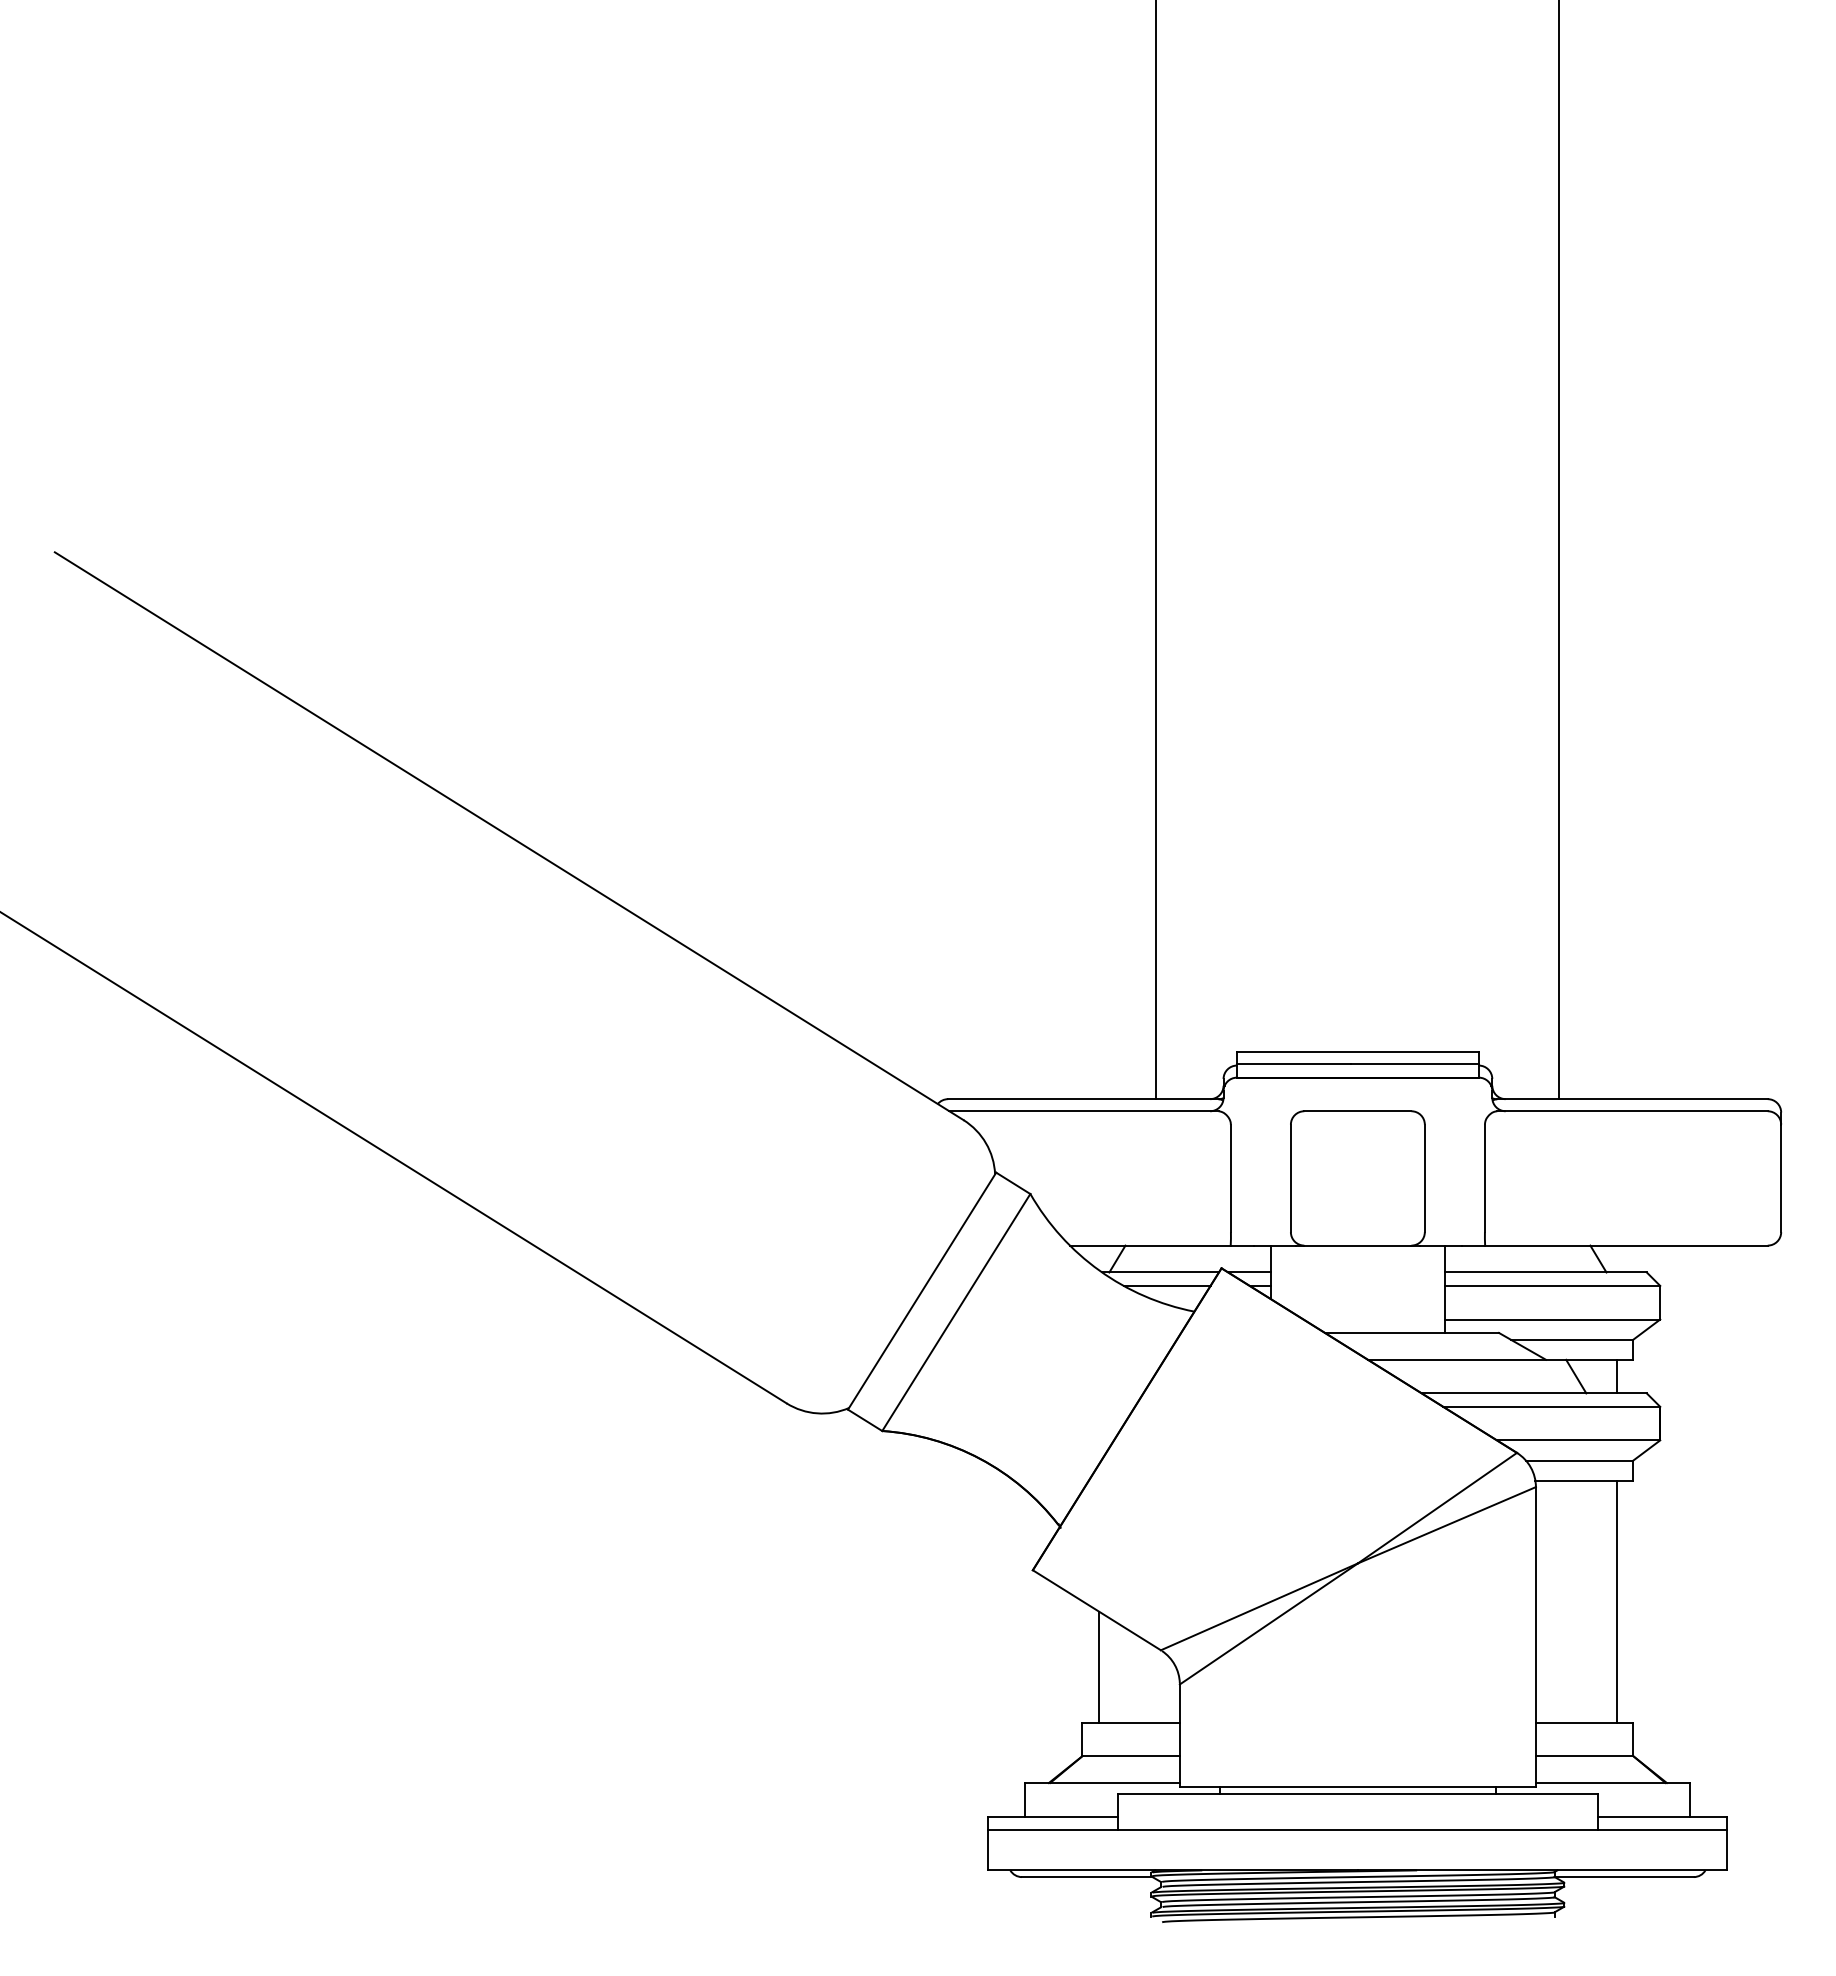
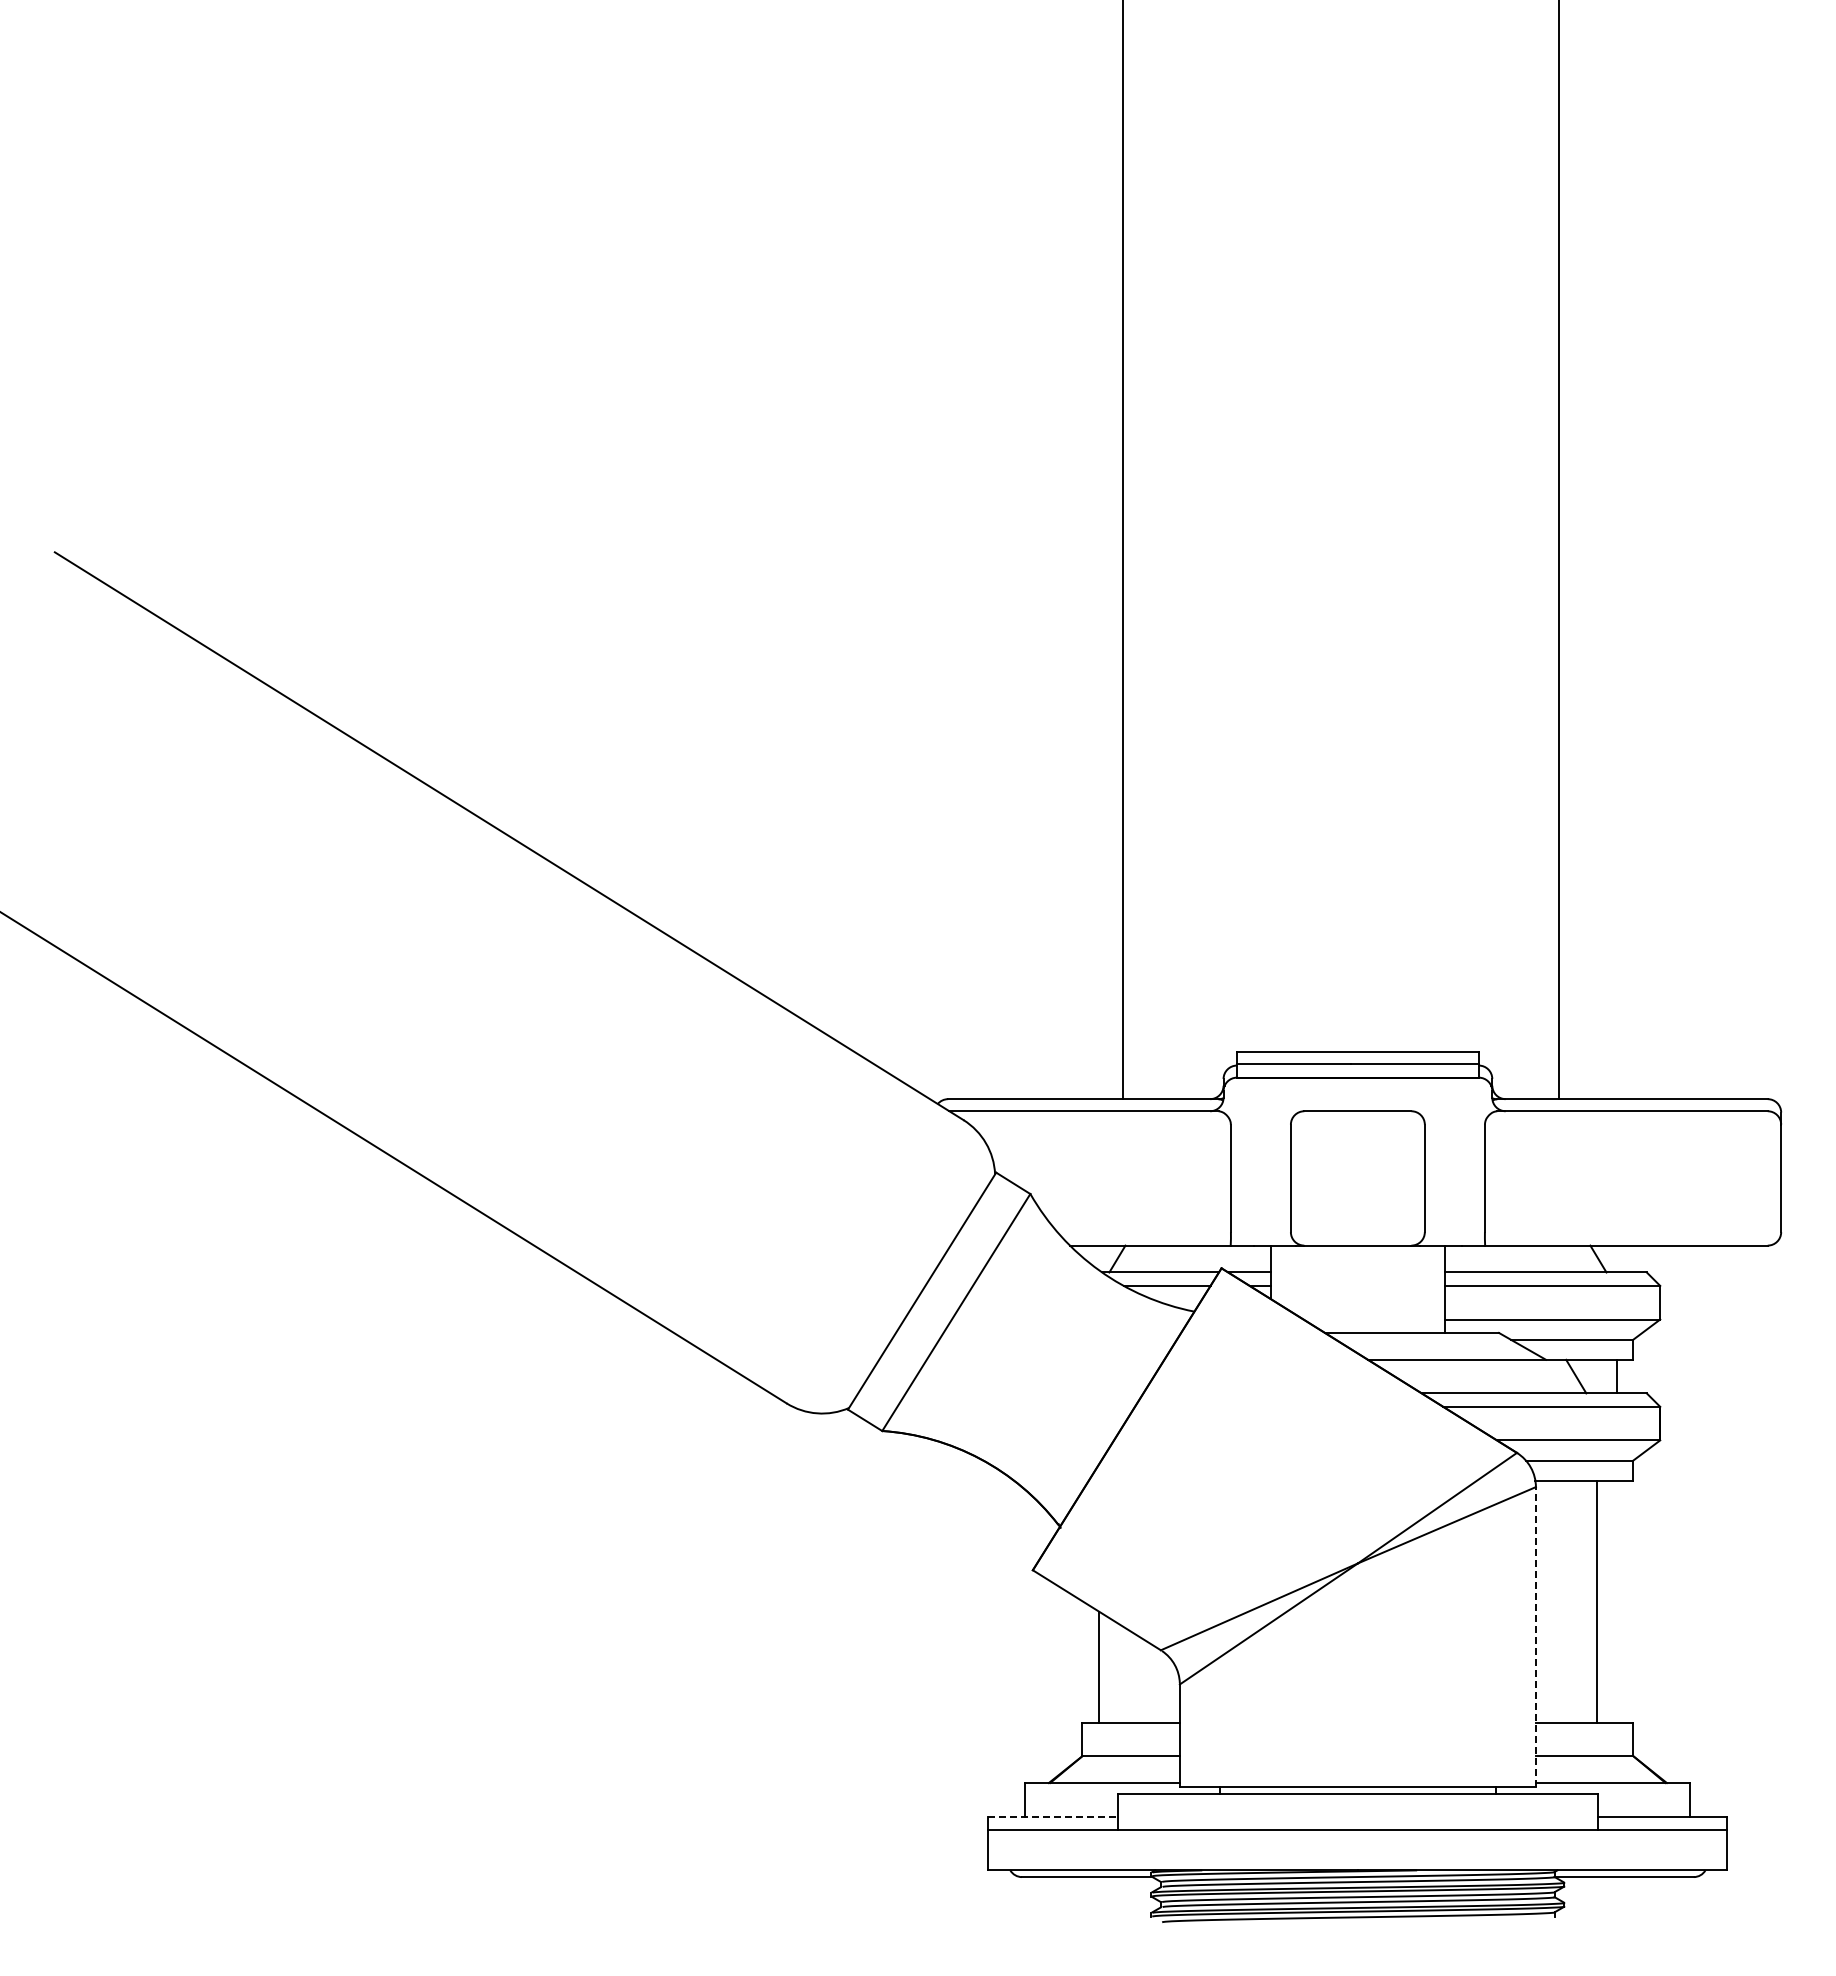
line position: (1156, 550) -> (1123, 550) (1123, 550)
line position: (1616, 1601) -> (1596, 1601) (1596, 1601)
line: solid -> dashed (1535, 1637)
line: solid -> dashed (1053, 1816)
